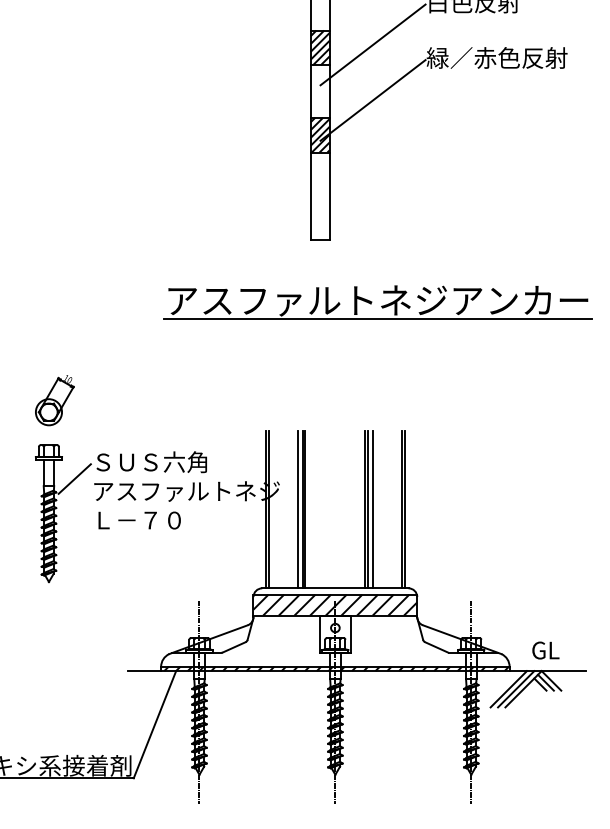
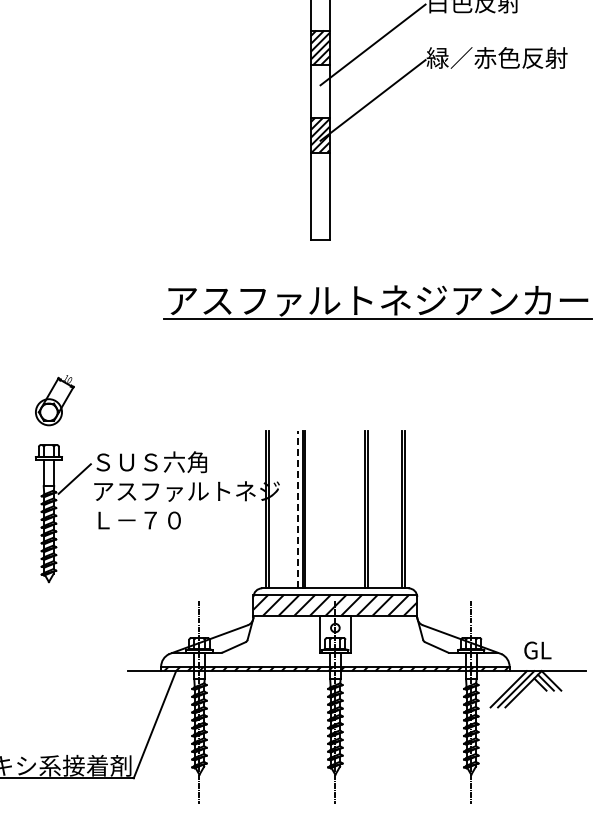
line: solid -> dashed (298, 509)
line: present -> none (372, 509)
text position: (545, 650) -> (537, 650) (537, 650)
